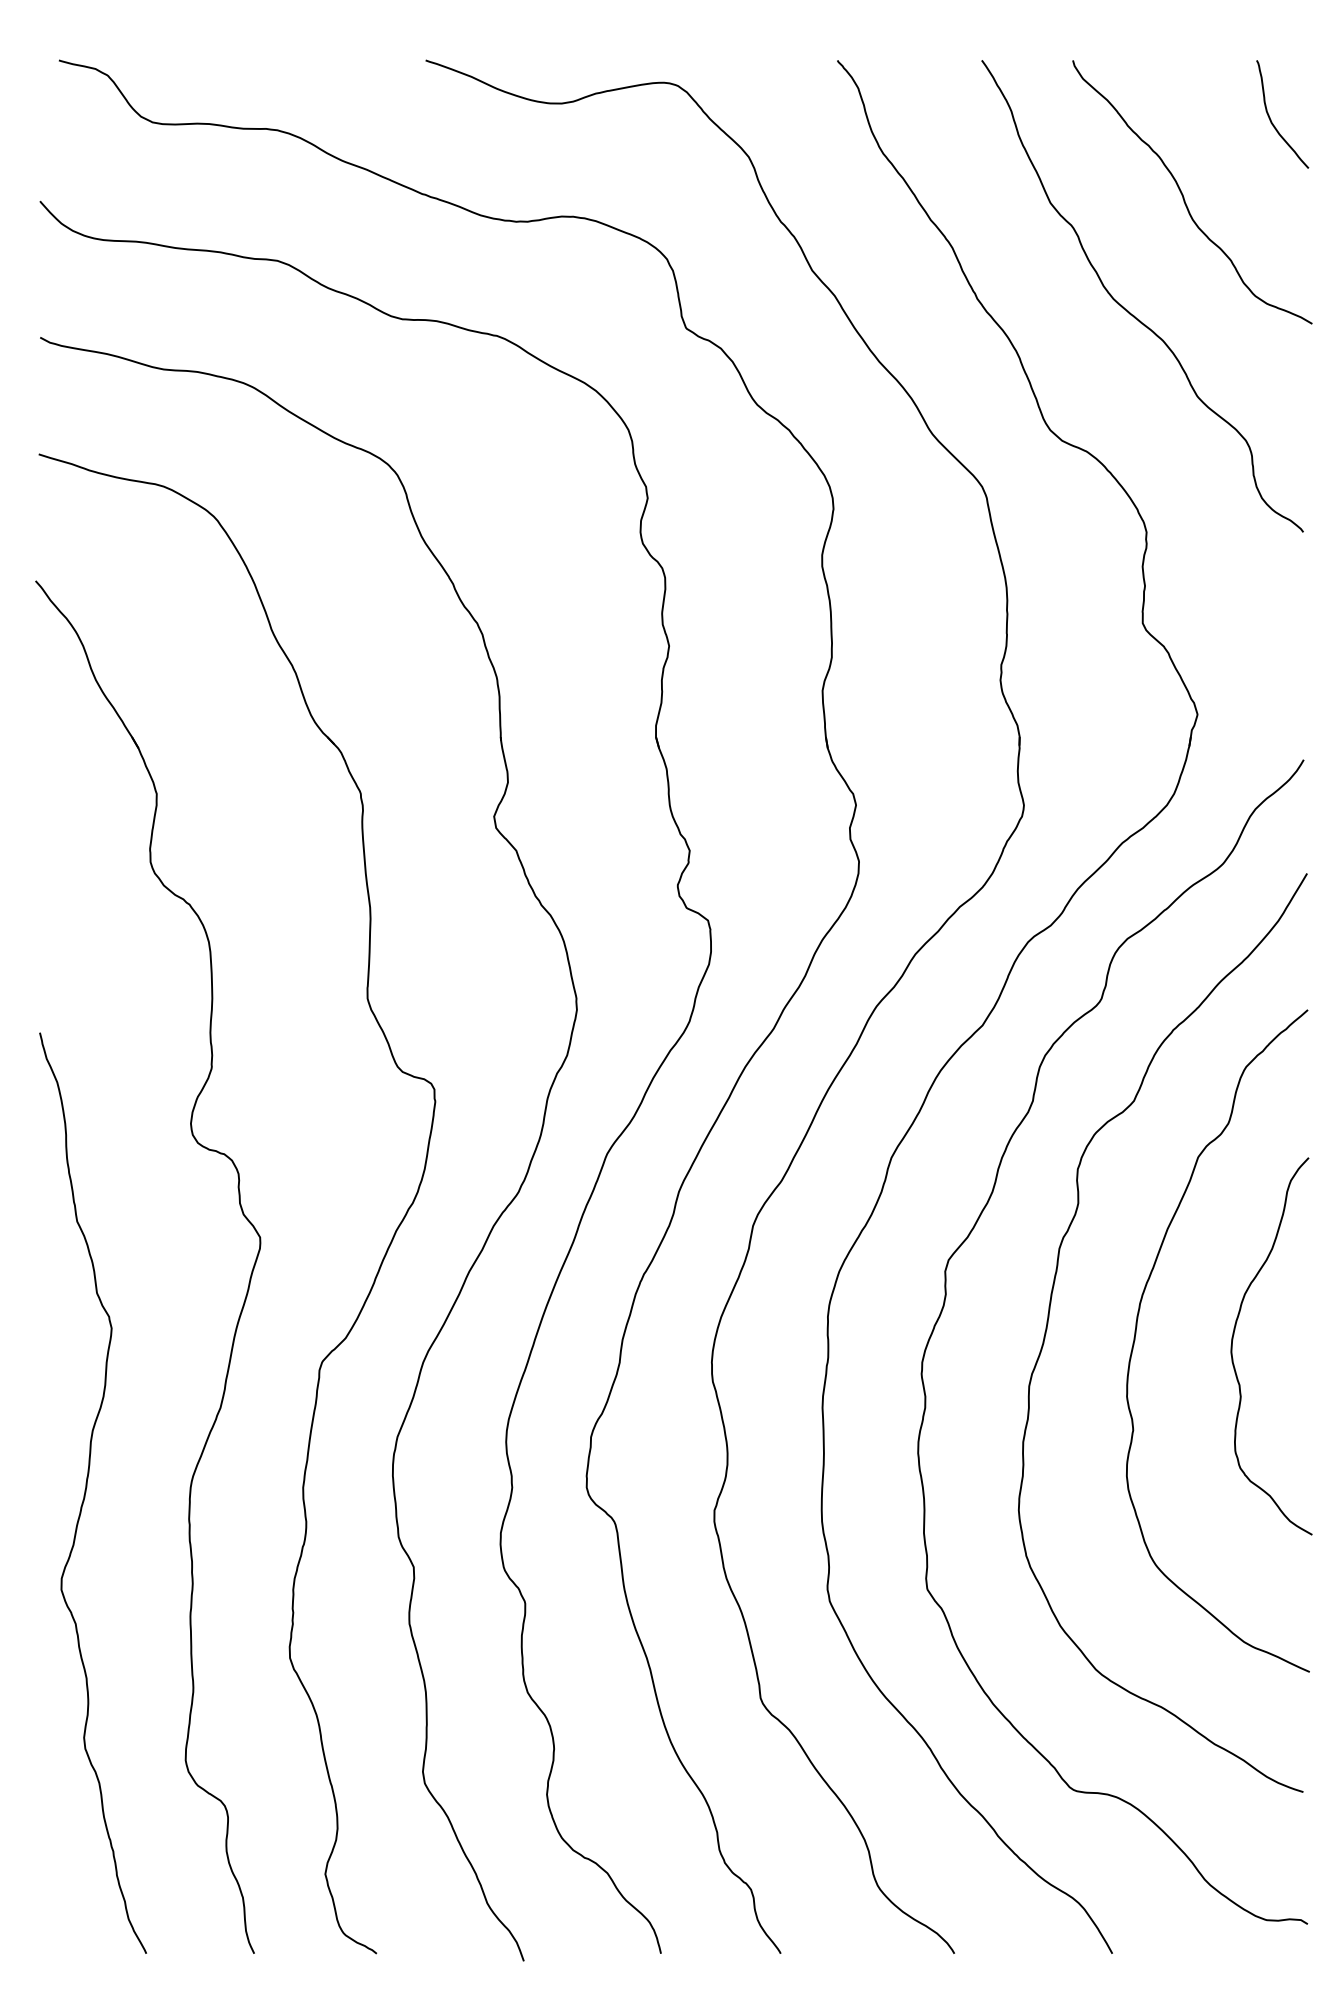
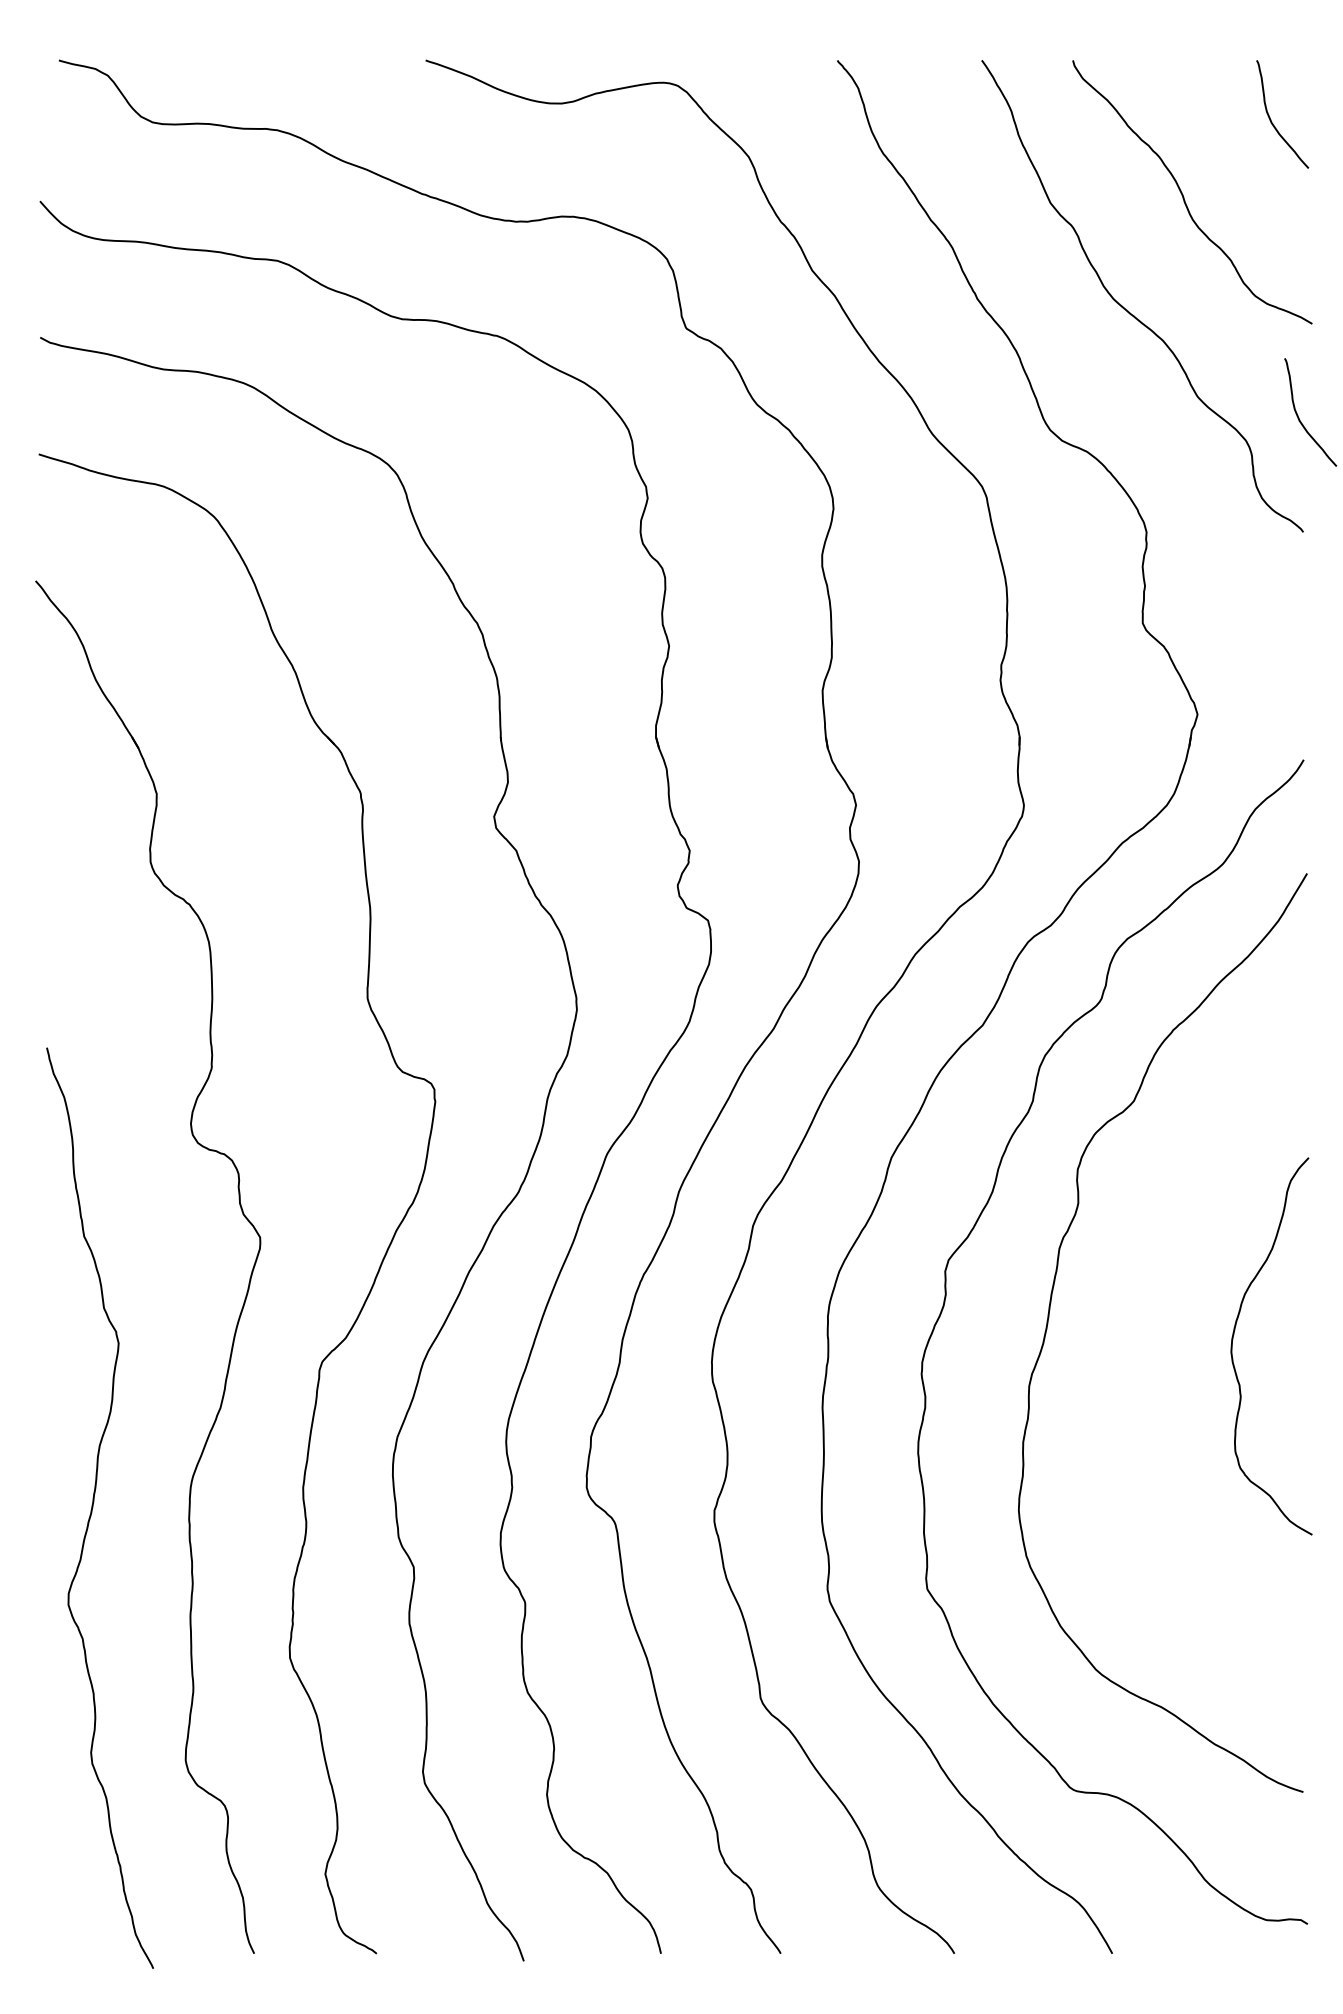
curve: none -> present (1299, 417)
curve: present -> none (1137, 1327)
curve position: (86, 1492) -> (93, 1507) (93, 1507)
